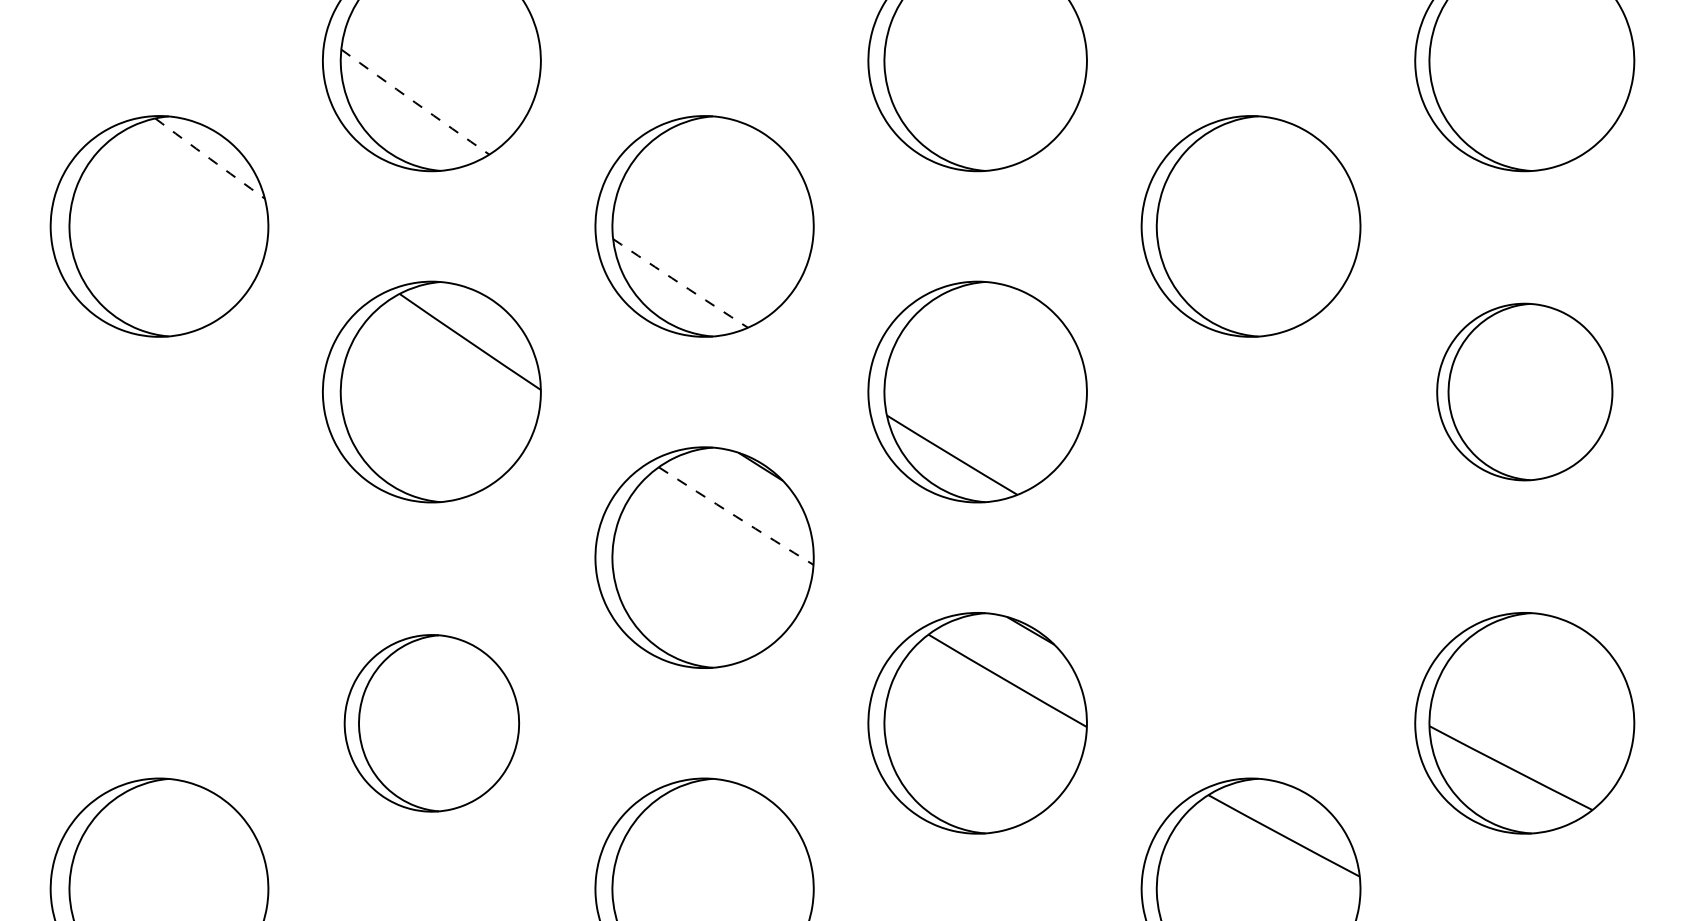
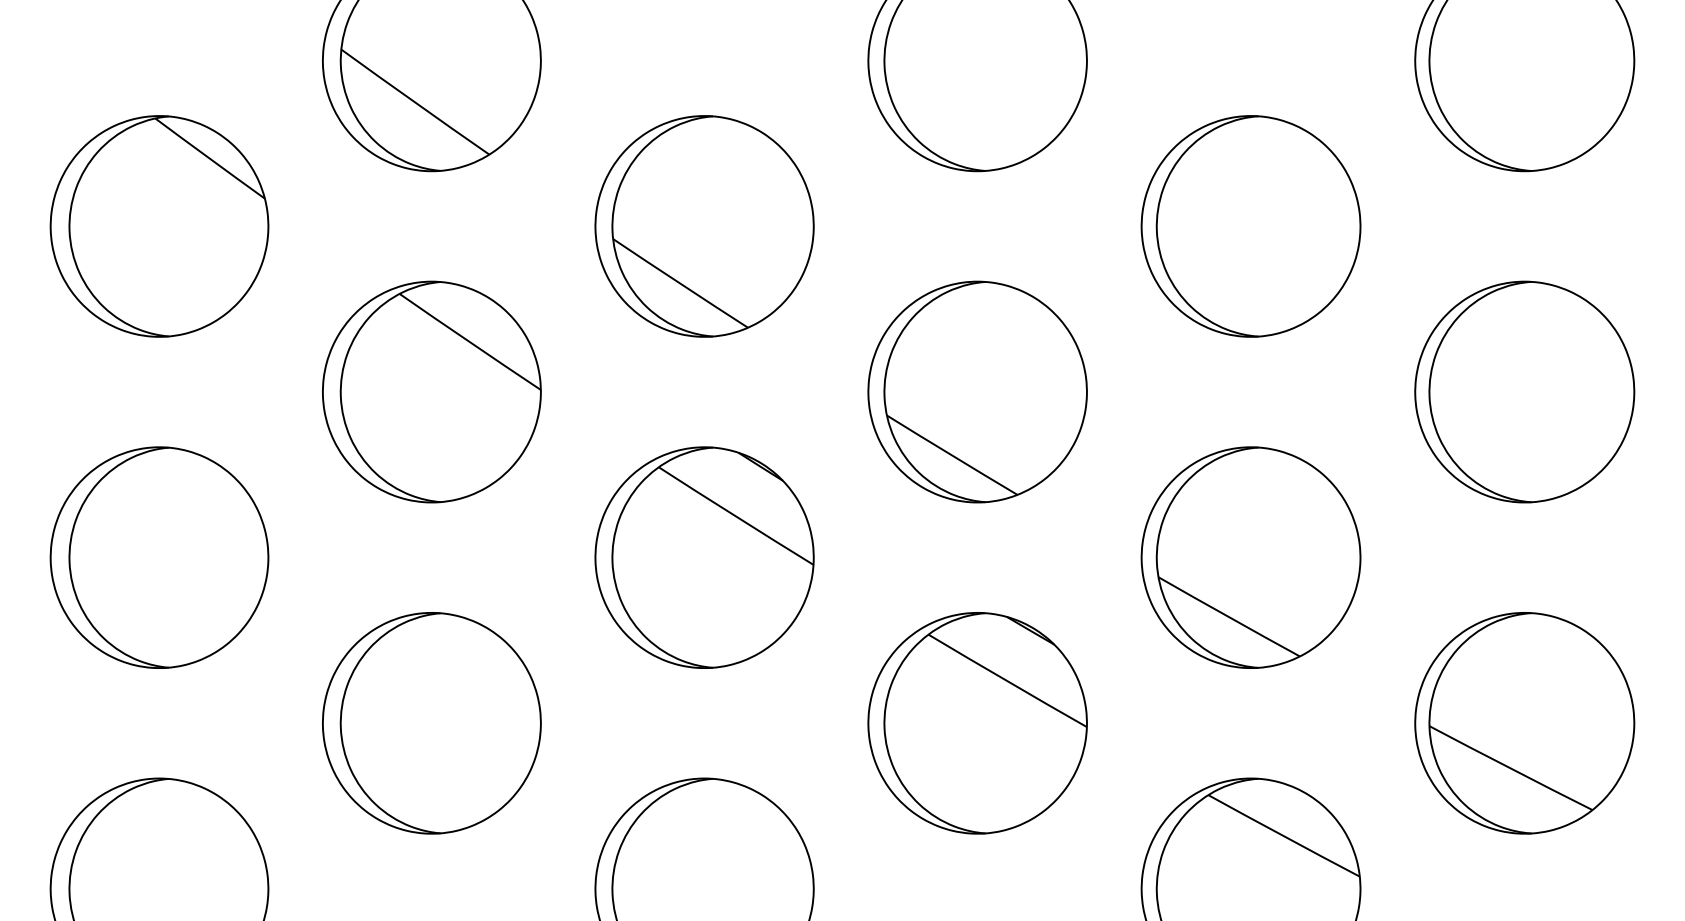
arc: dashed -> solid (415, 102)
arc: dashed -> solid (209, 158)
arc: dashed -> solid (680, 283)
part size: 178x180 px -> 222x224 px (1524, 391)
arc: dashed -> solid (735, 516)
part: none -> present (159, 557)
part: none -> present (1250, 557)
part size: 177x179 px -> 220x223 px (431, 723)
